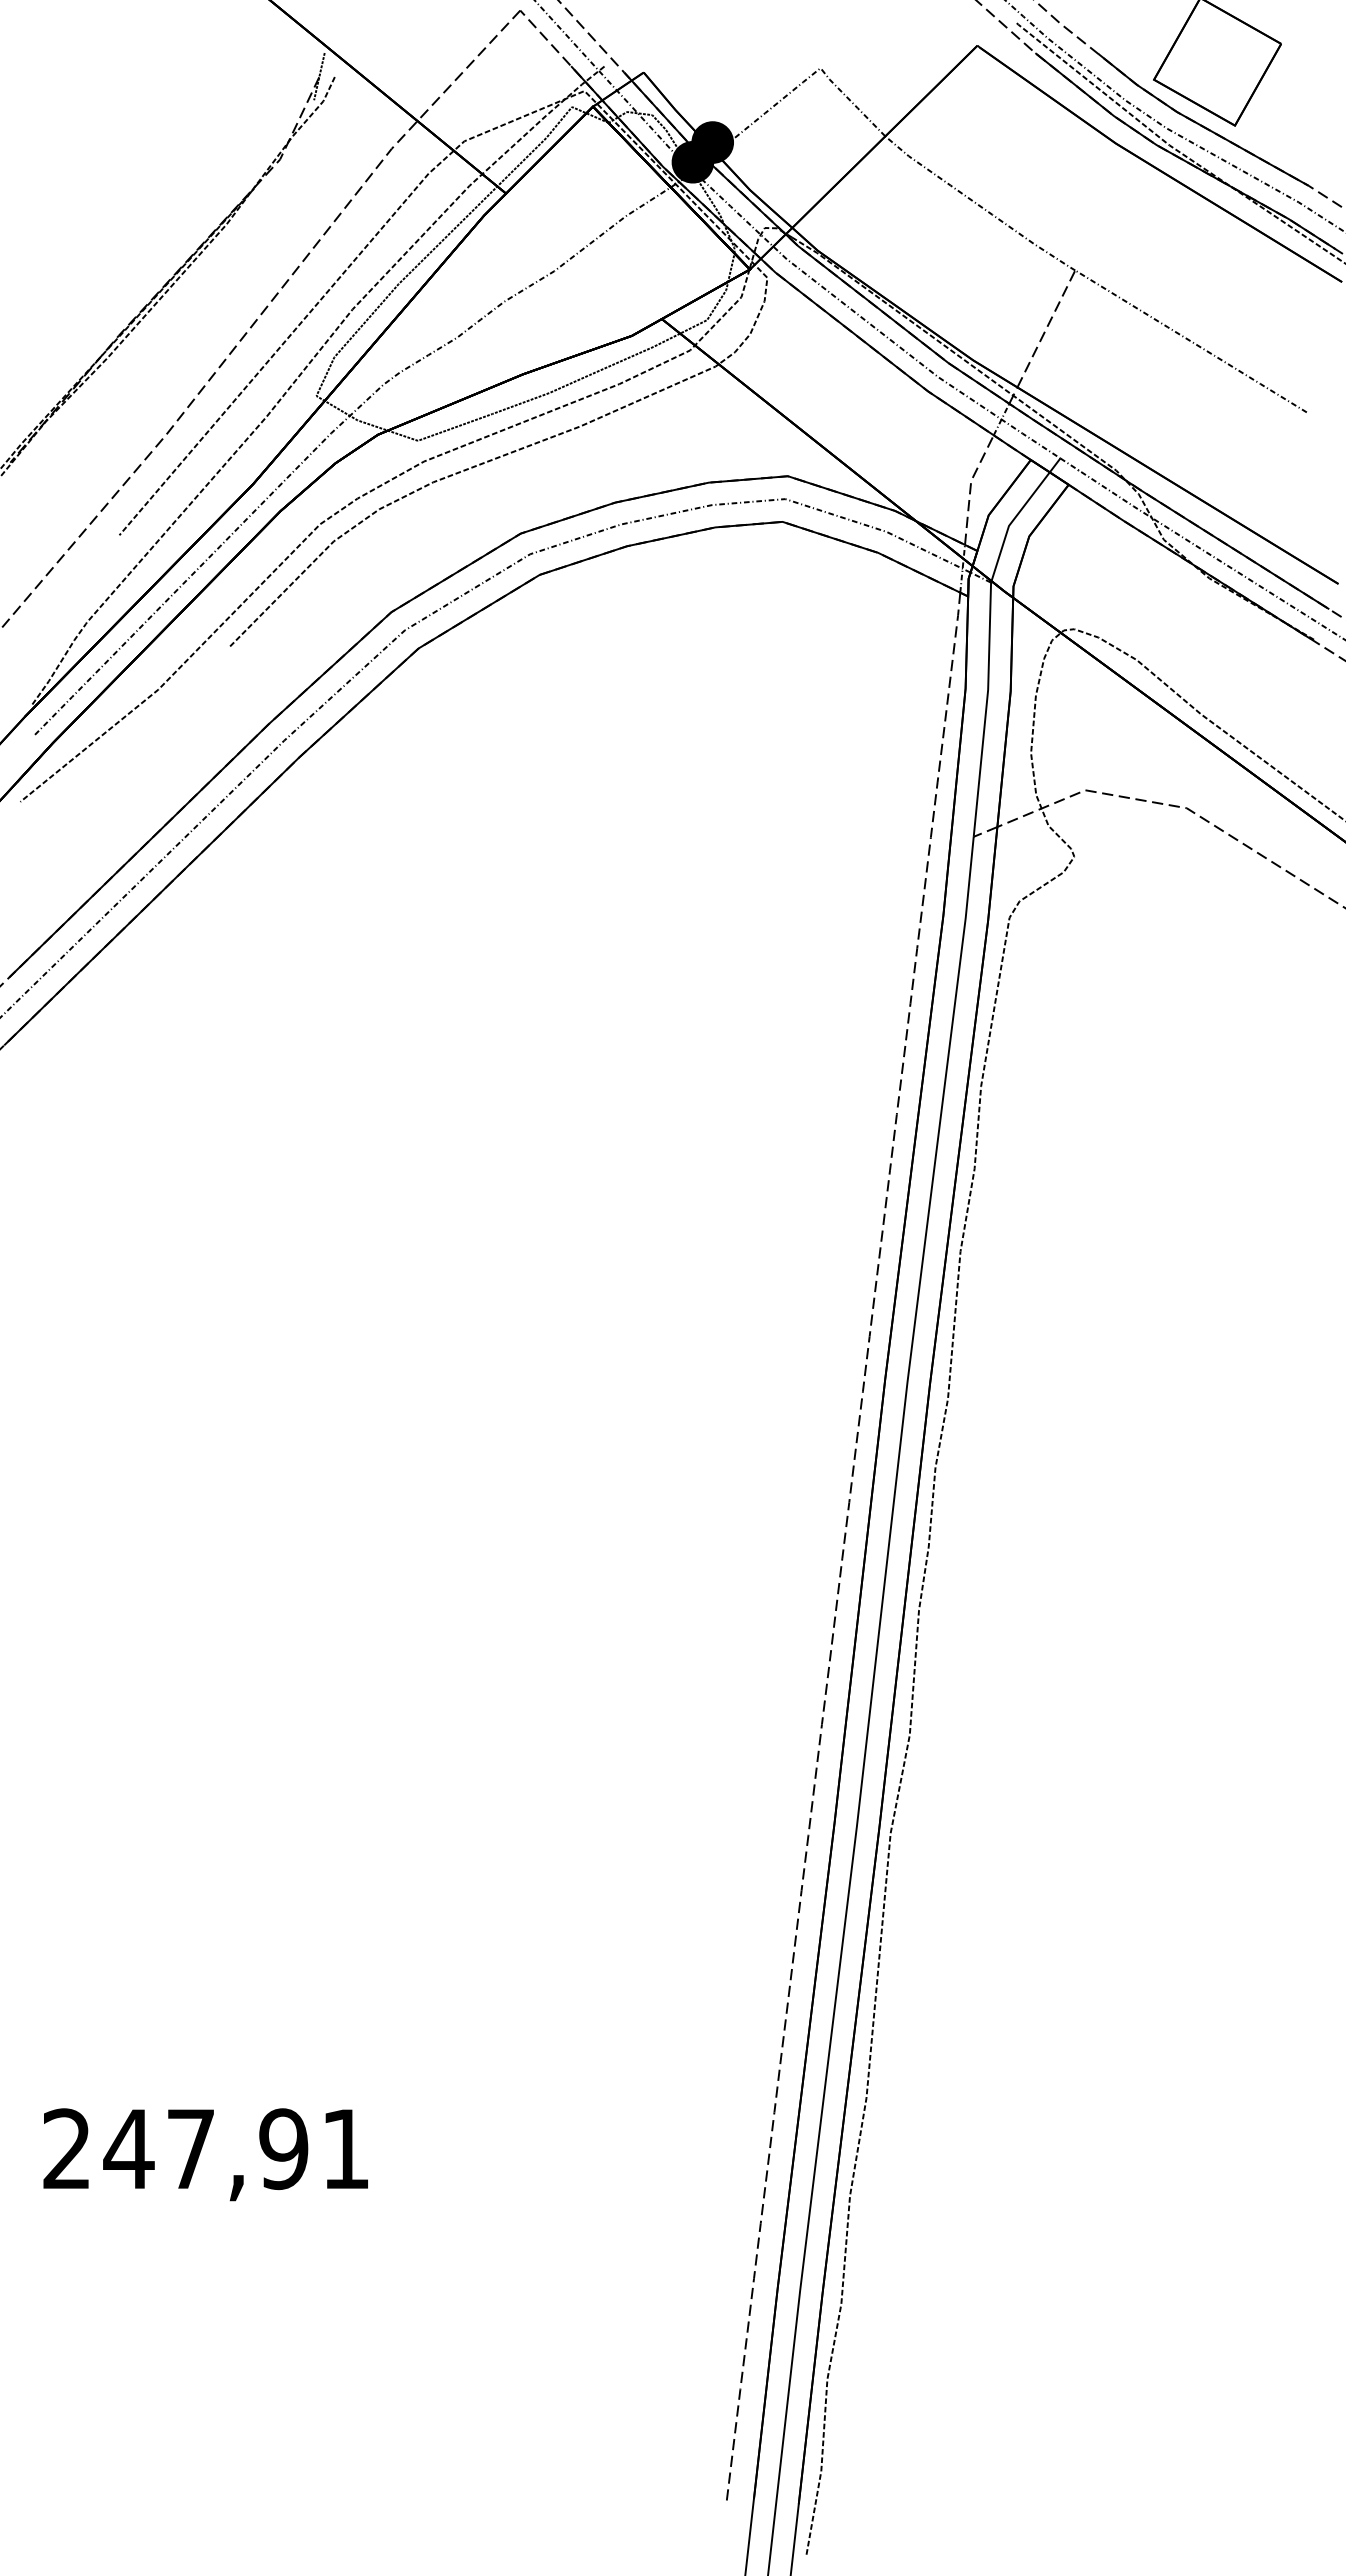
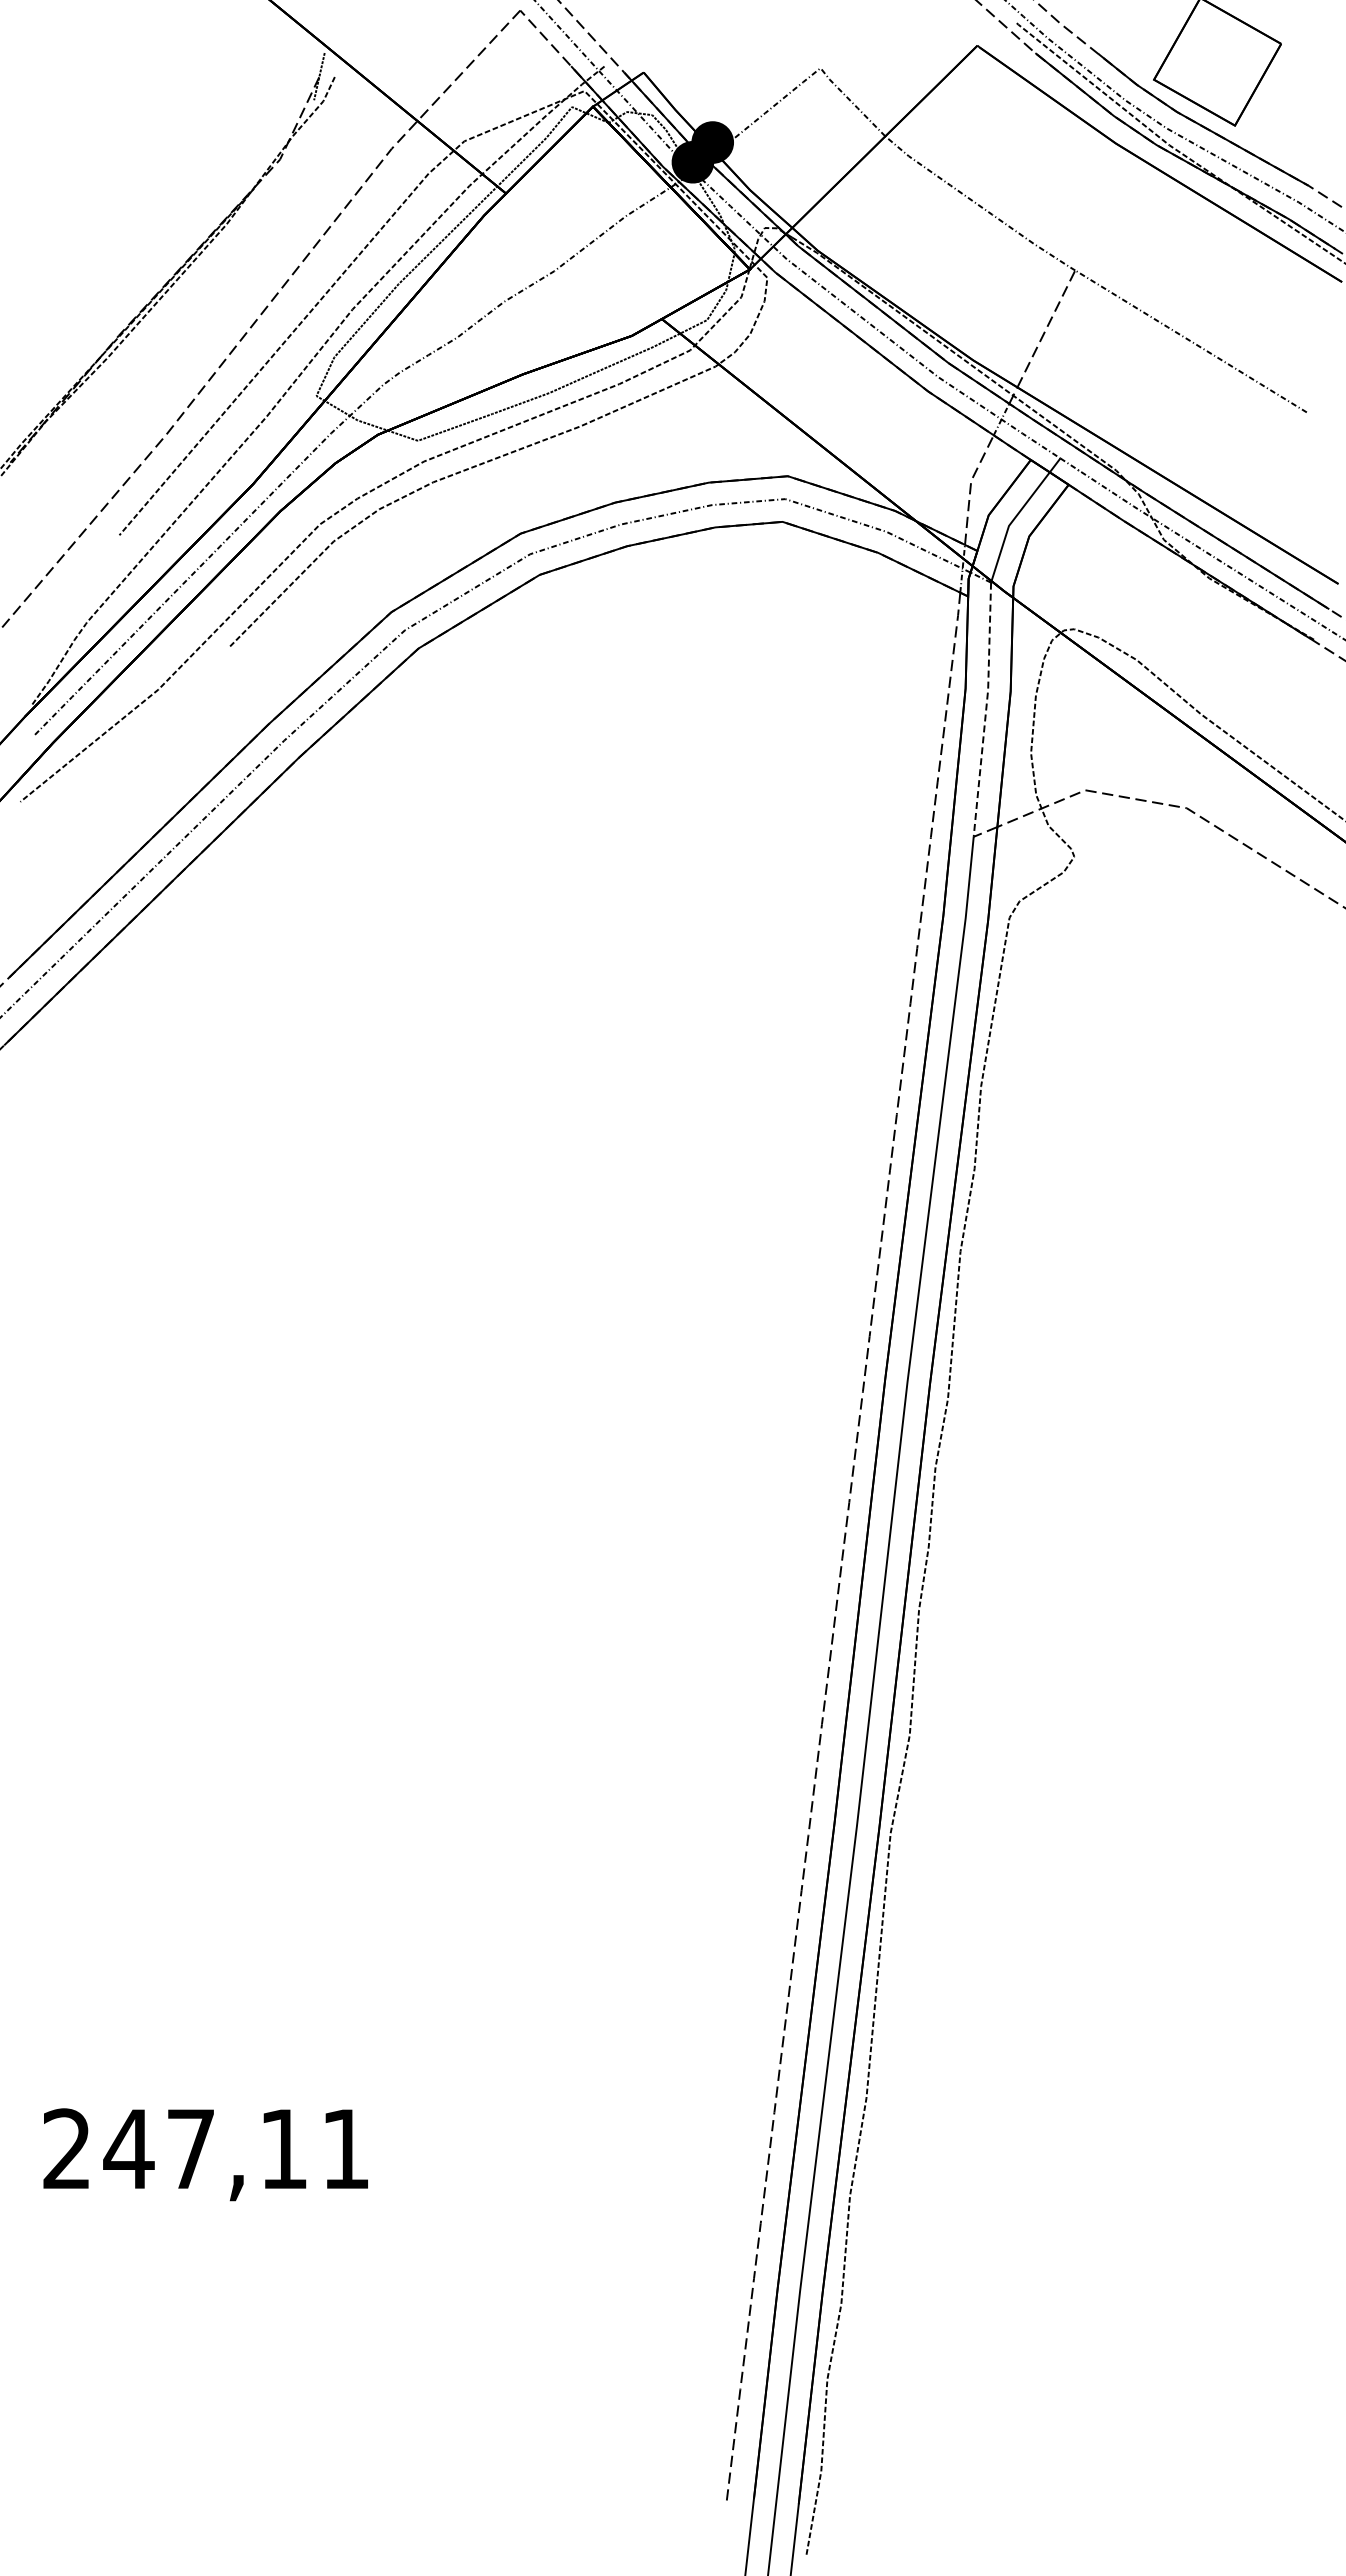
line: solid -> dashed (986, 709)
text: 247,91 -> 247,11 (283, 2149)
